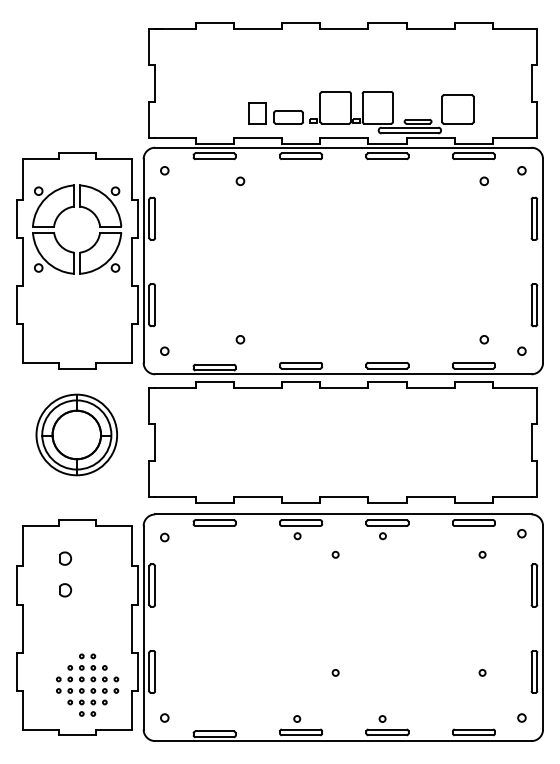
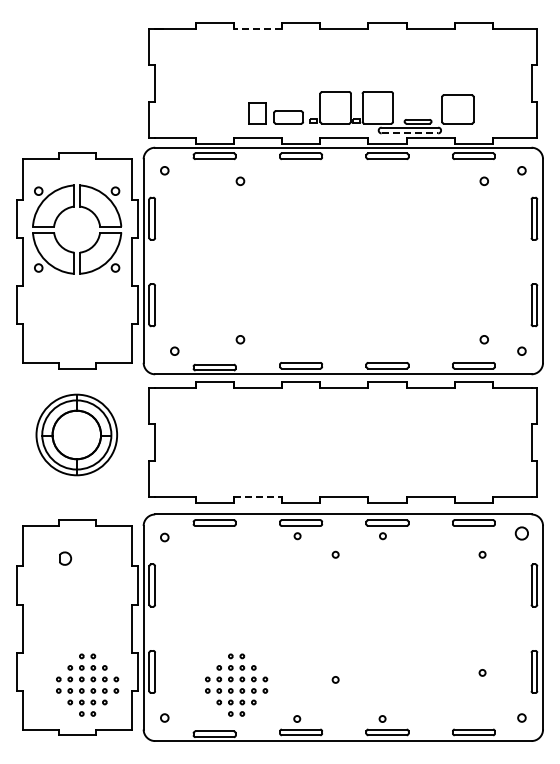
line: solid -> dashed (257, 28)
line: solid -> dashed (410, 133)
circle position: (164, 350) -> (174, 350) (174, 350)
line: solid -> dashed (258, 497)
circle size: 10x10 px -> 15x15 px (521, 533)
part: present -> none (65, 590)
circle position: (335, 672) -> (335, 679) (335, 679)
part: none -> present (236, 684)
